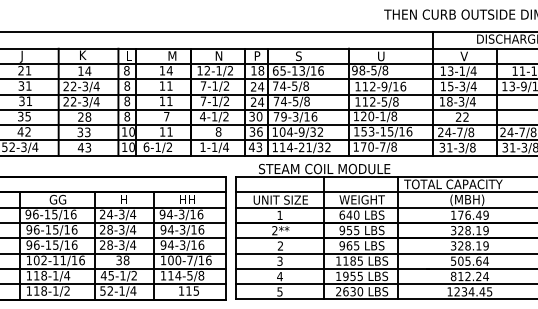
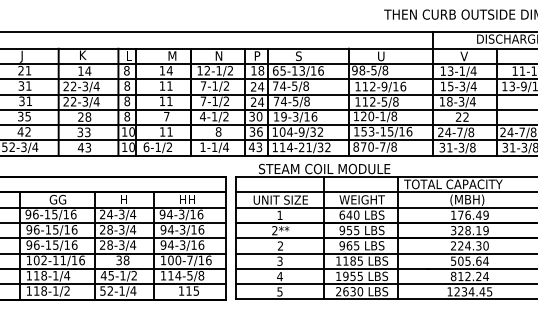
text: 79-3/16 -> 19-3/16 (276, 116)
text: 170-7/8 -> 870-7/8 (356, 146)
text: 328.19 -> 224.30 (469, 245)
